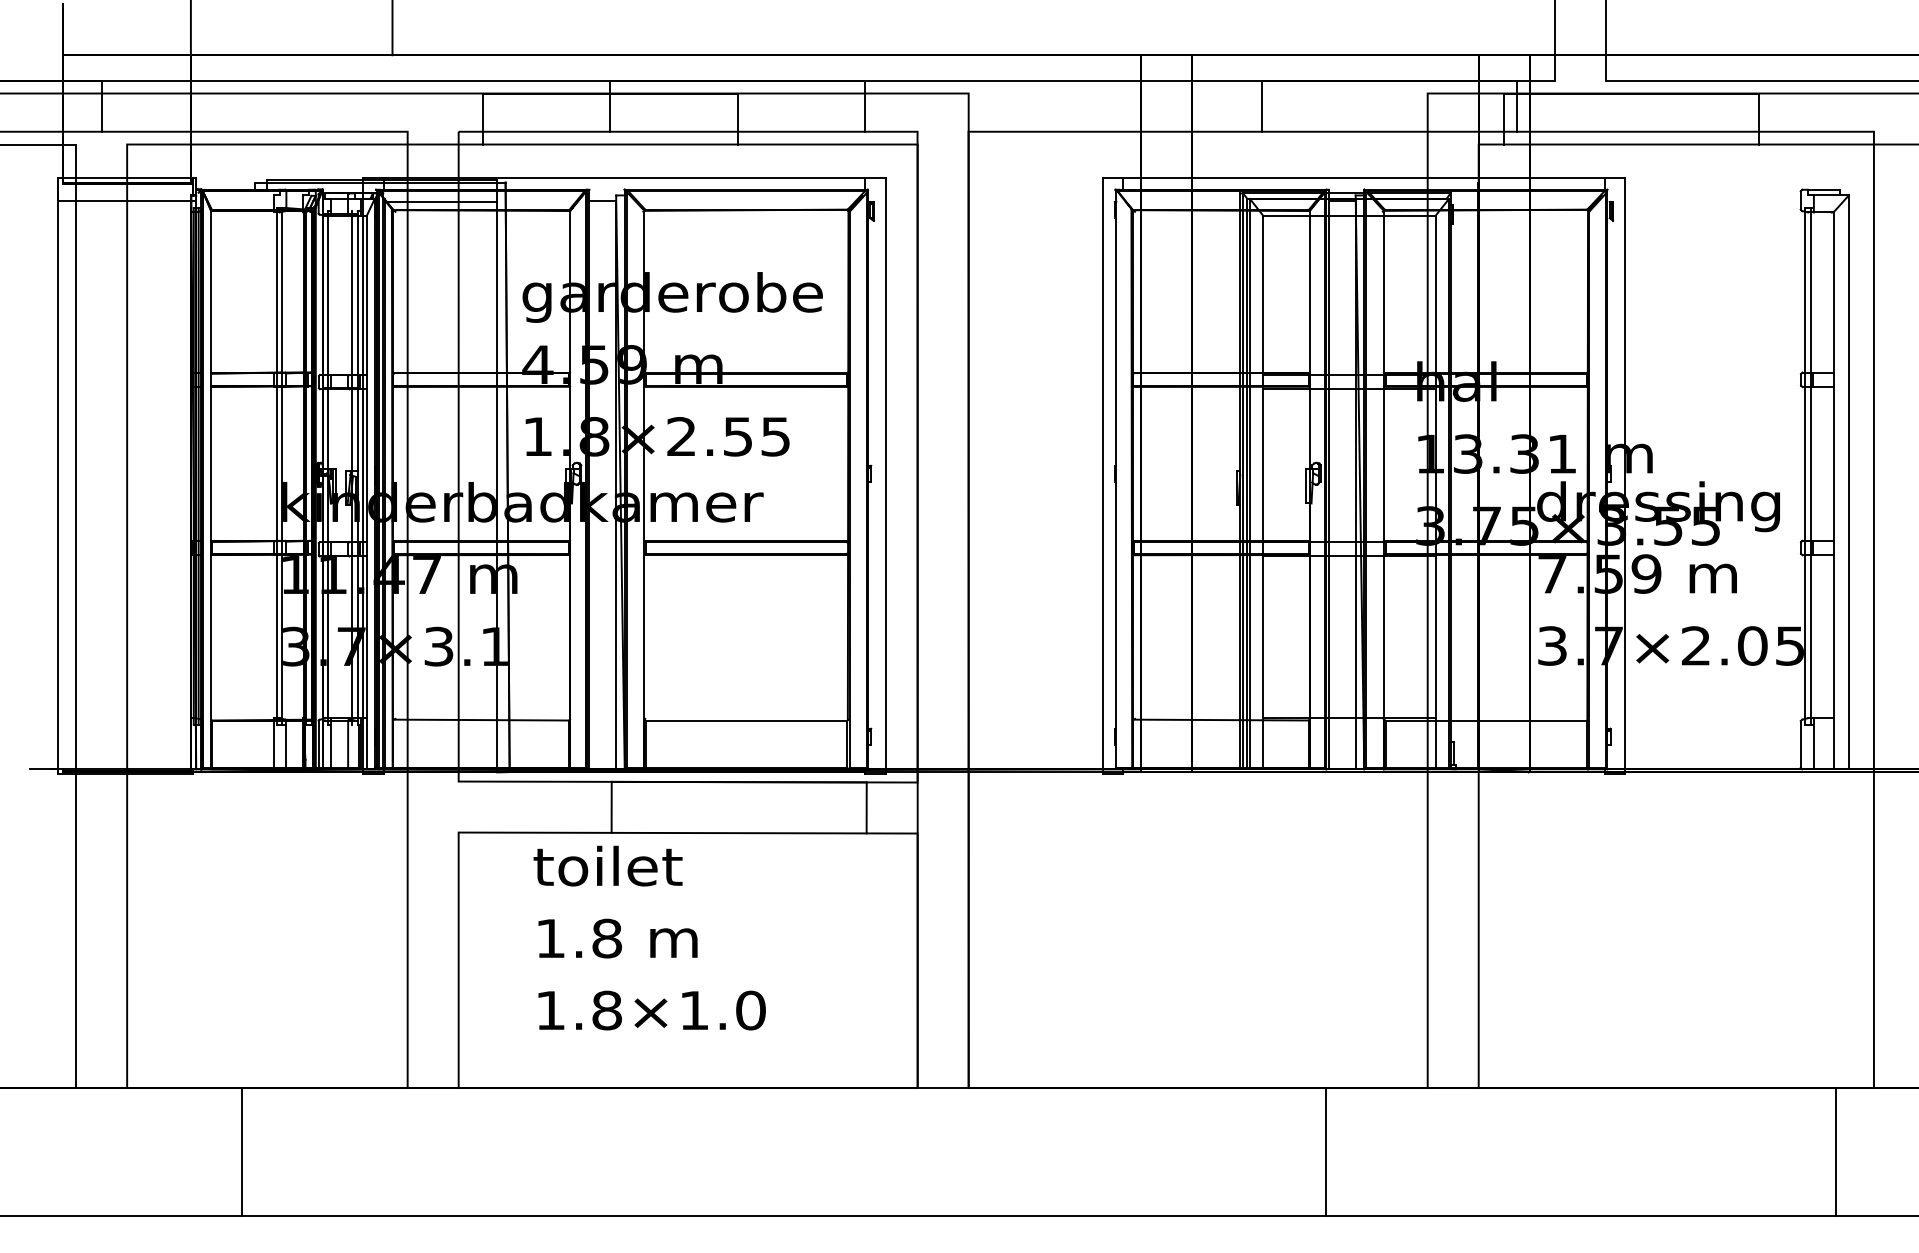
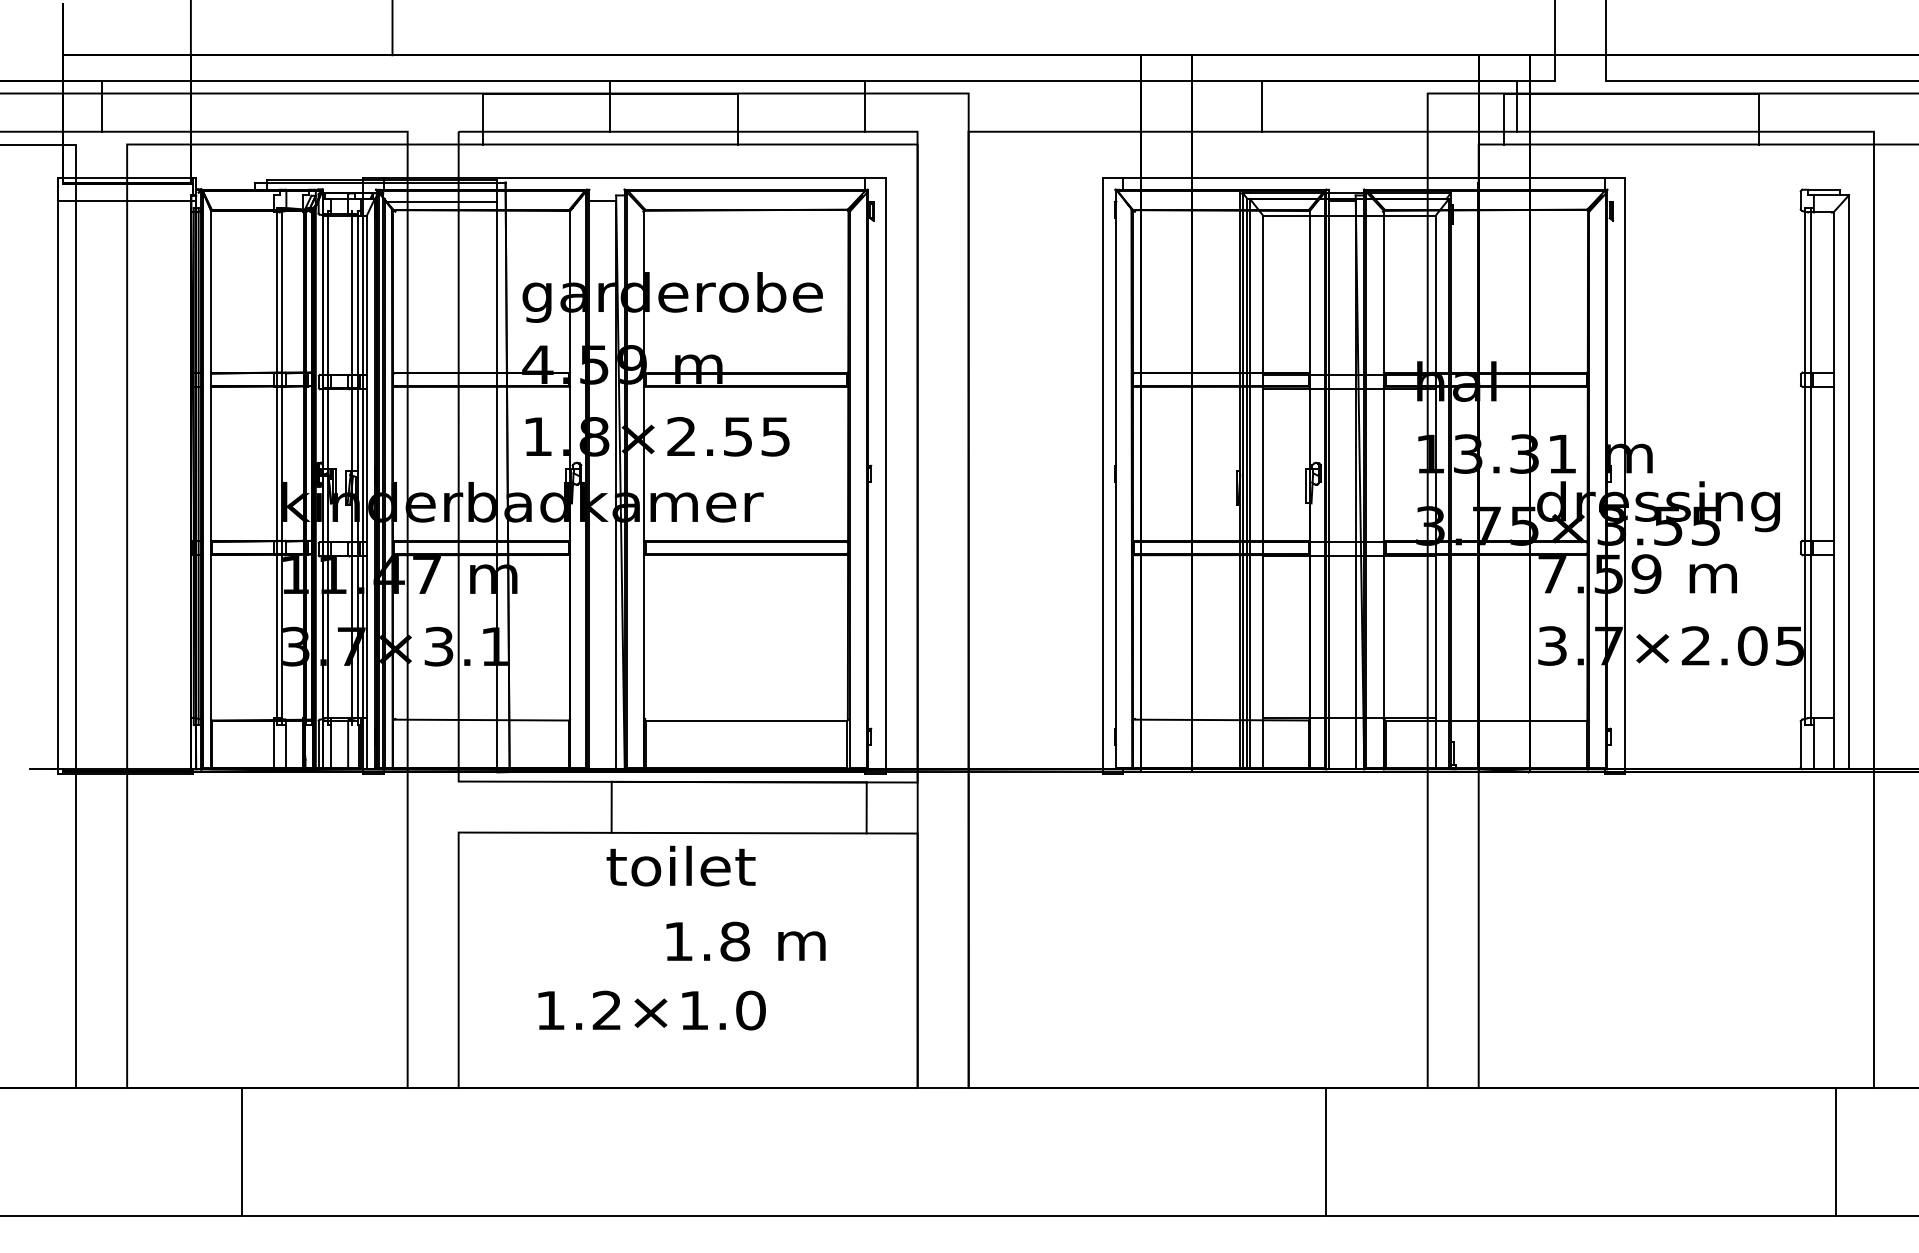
text position: (607, 865) -> (680, 865) (680, 865)
text position: (617, 938) -> (745, 941) (745, 941)
text: 1.8×1.0 -> 1.2×1.0 (607, 1010)
